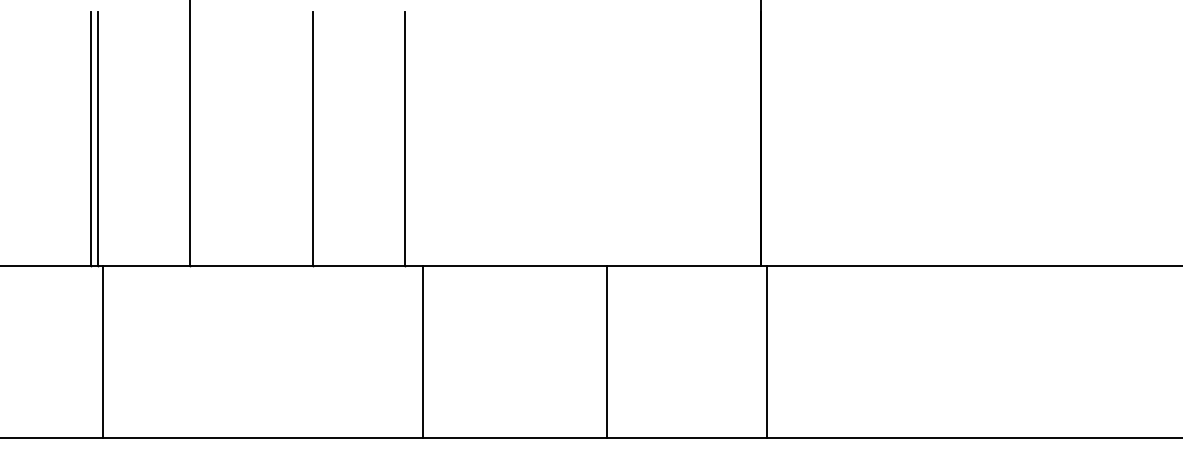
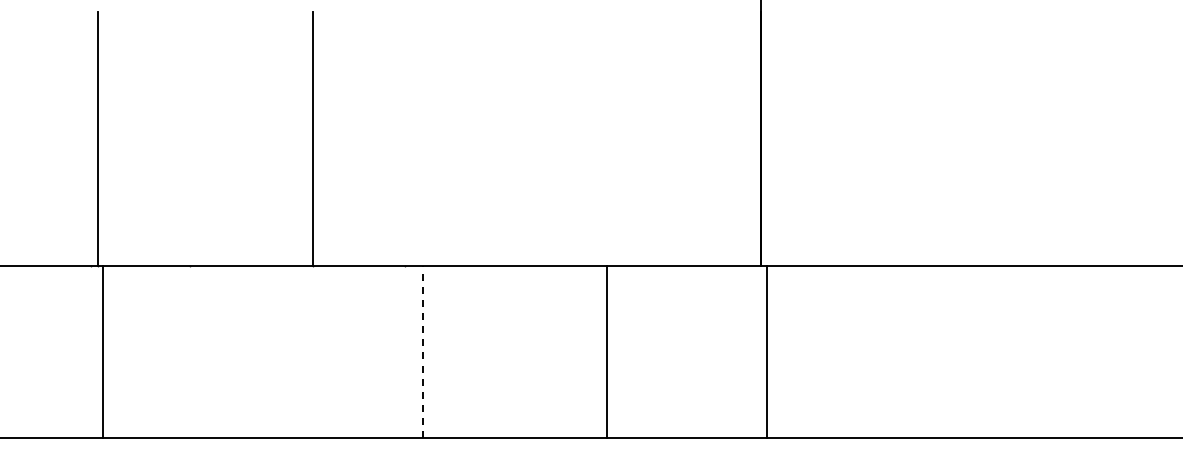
line: present -> none (190, 134)
line: present -> none (90, 138)
line: present -> none (405, 138)
line: solid -> dashed (422, 352)
